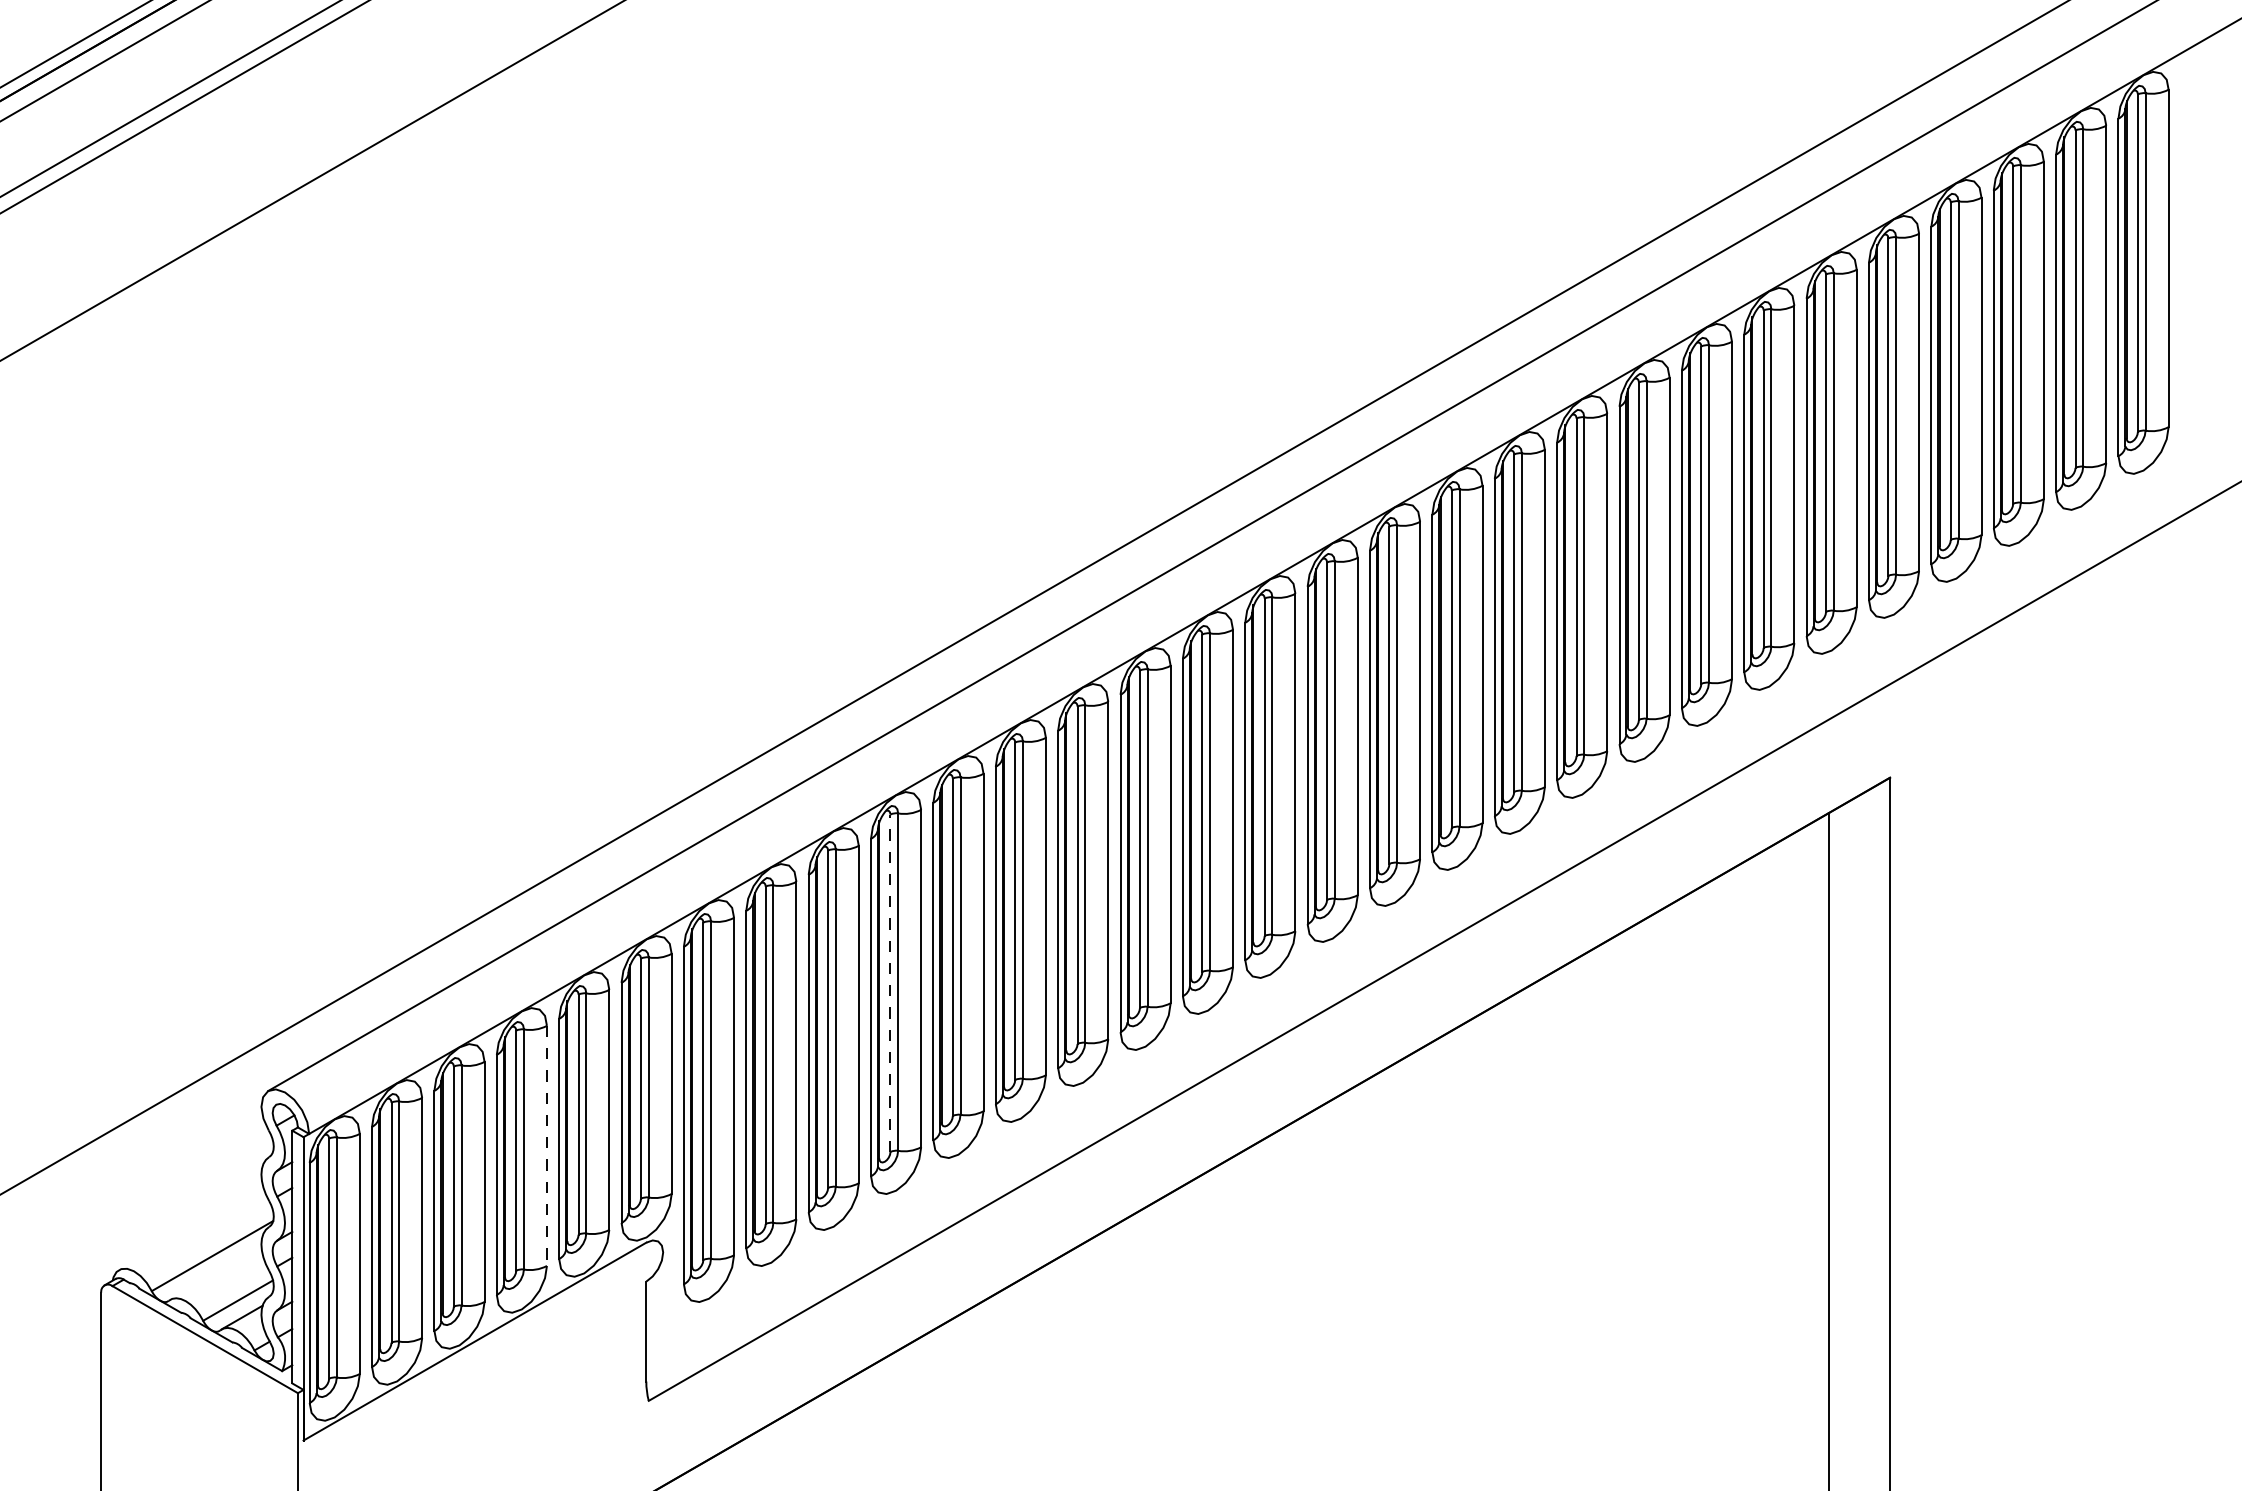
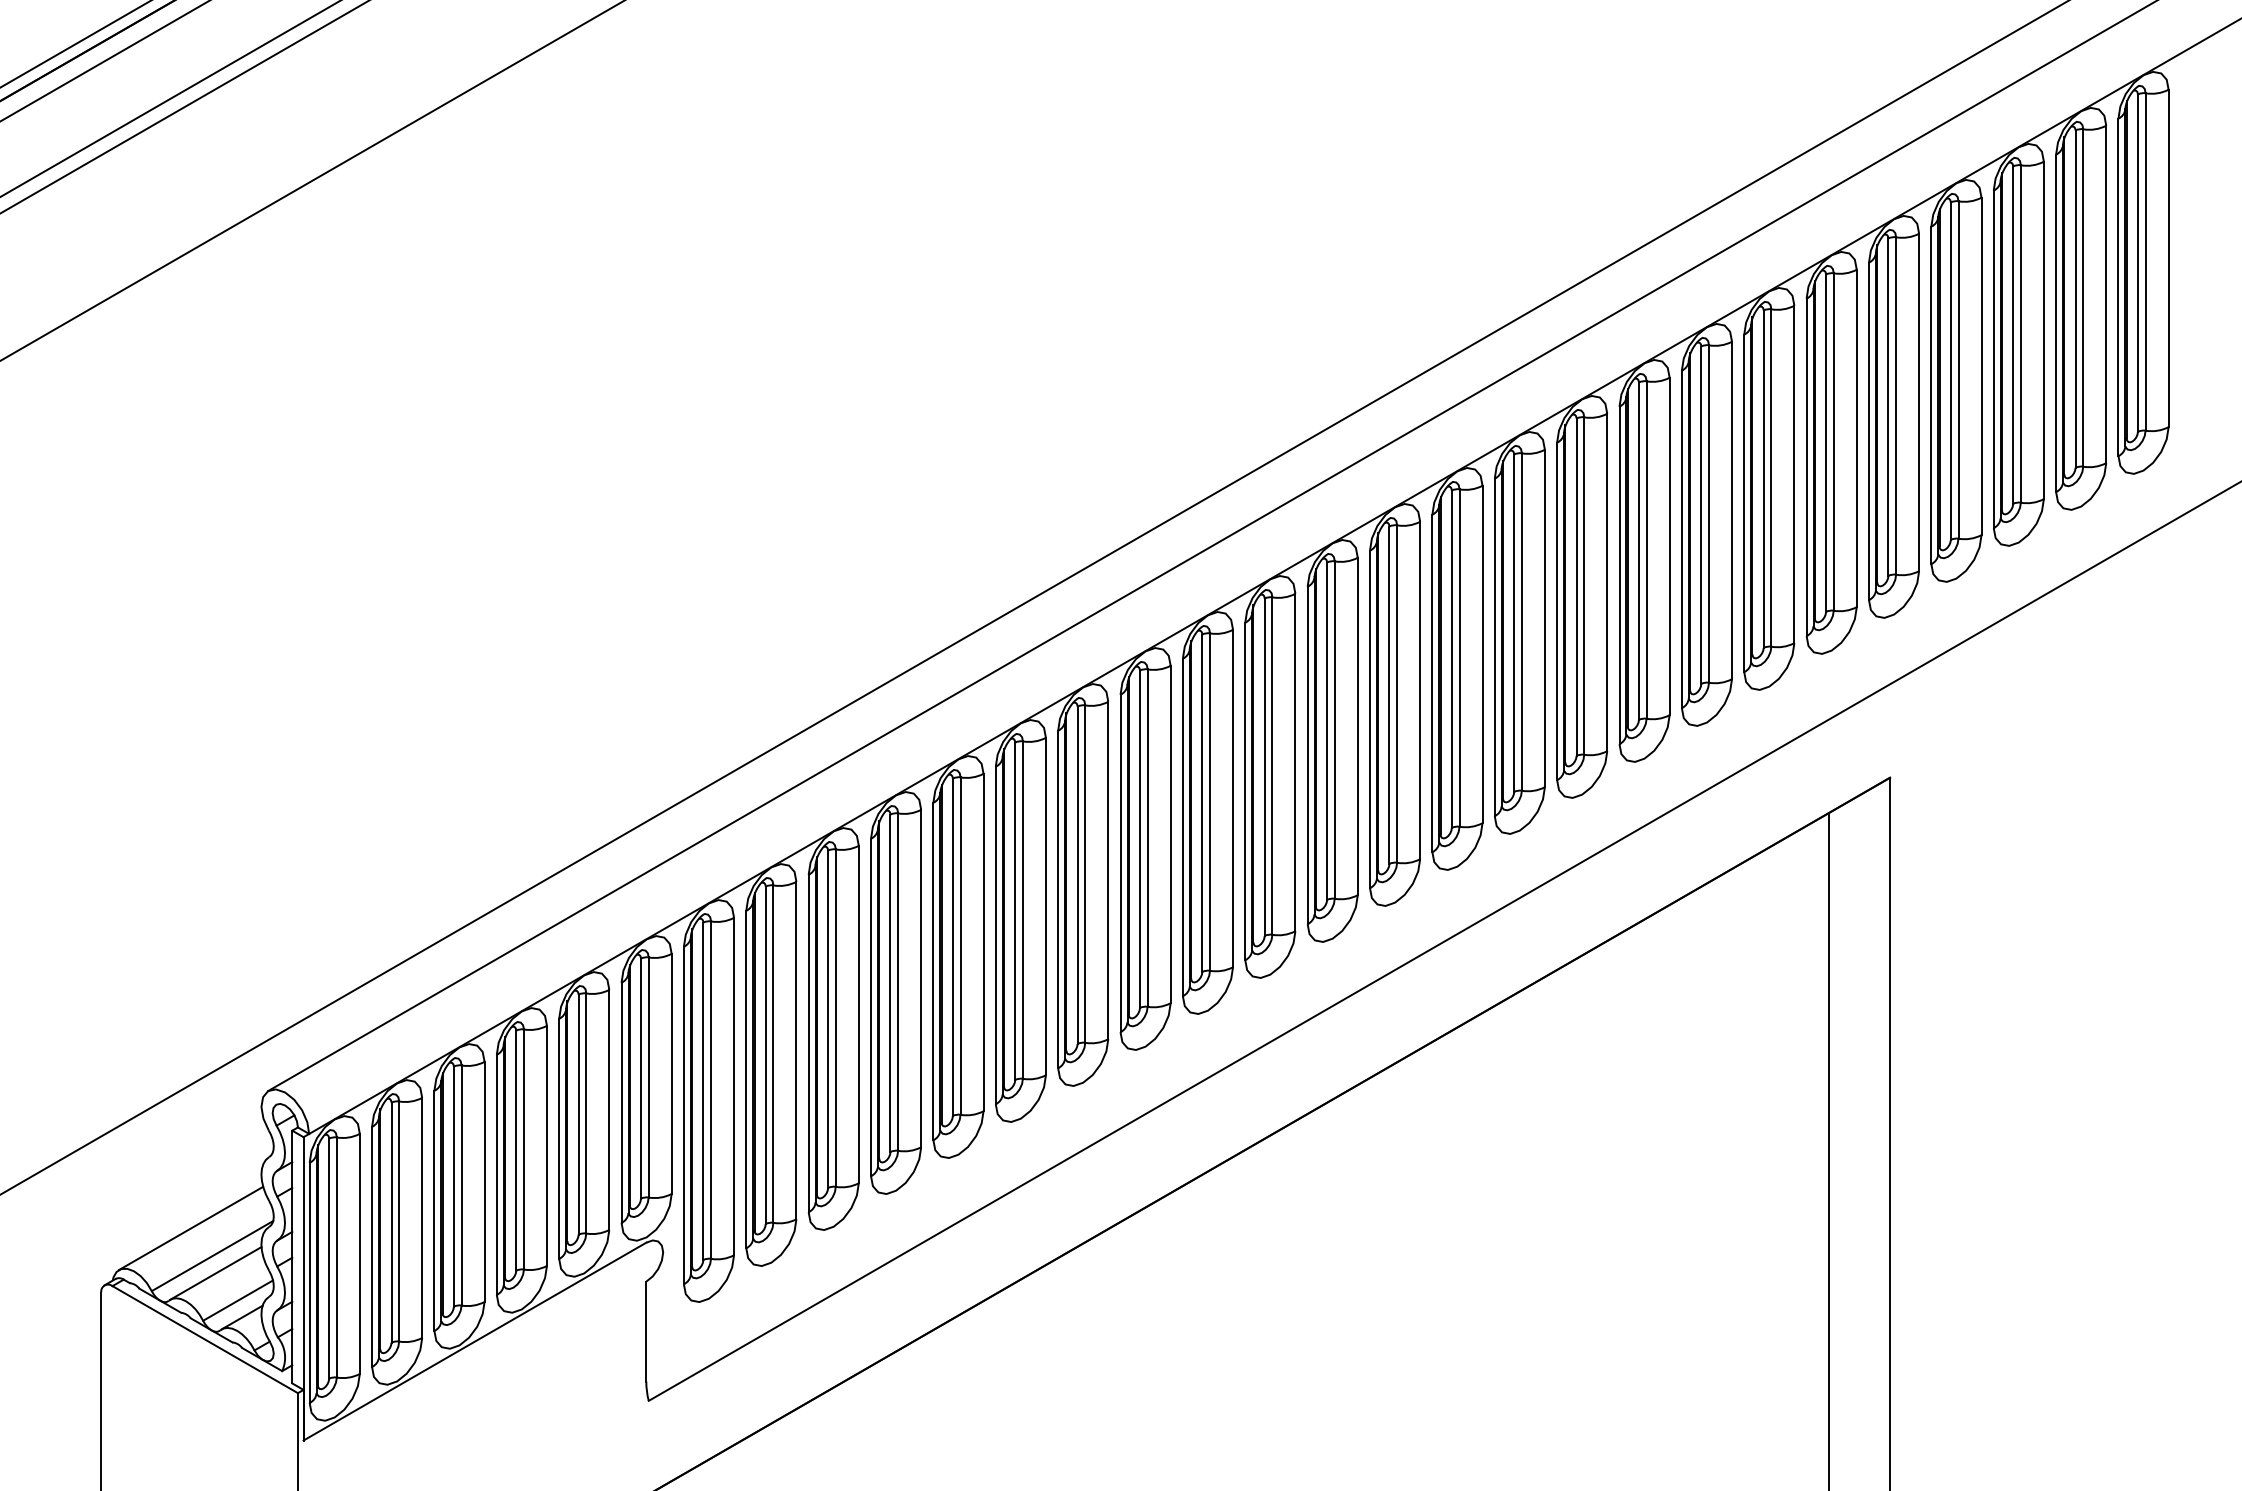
line: dashed -> solid (890, 983)
line: dashed -> solid (546, 1146)
line: none -> present (190, 1228)
line: none -> present (215, 1273)
